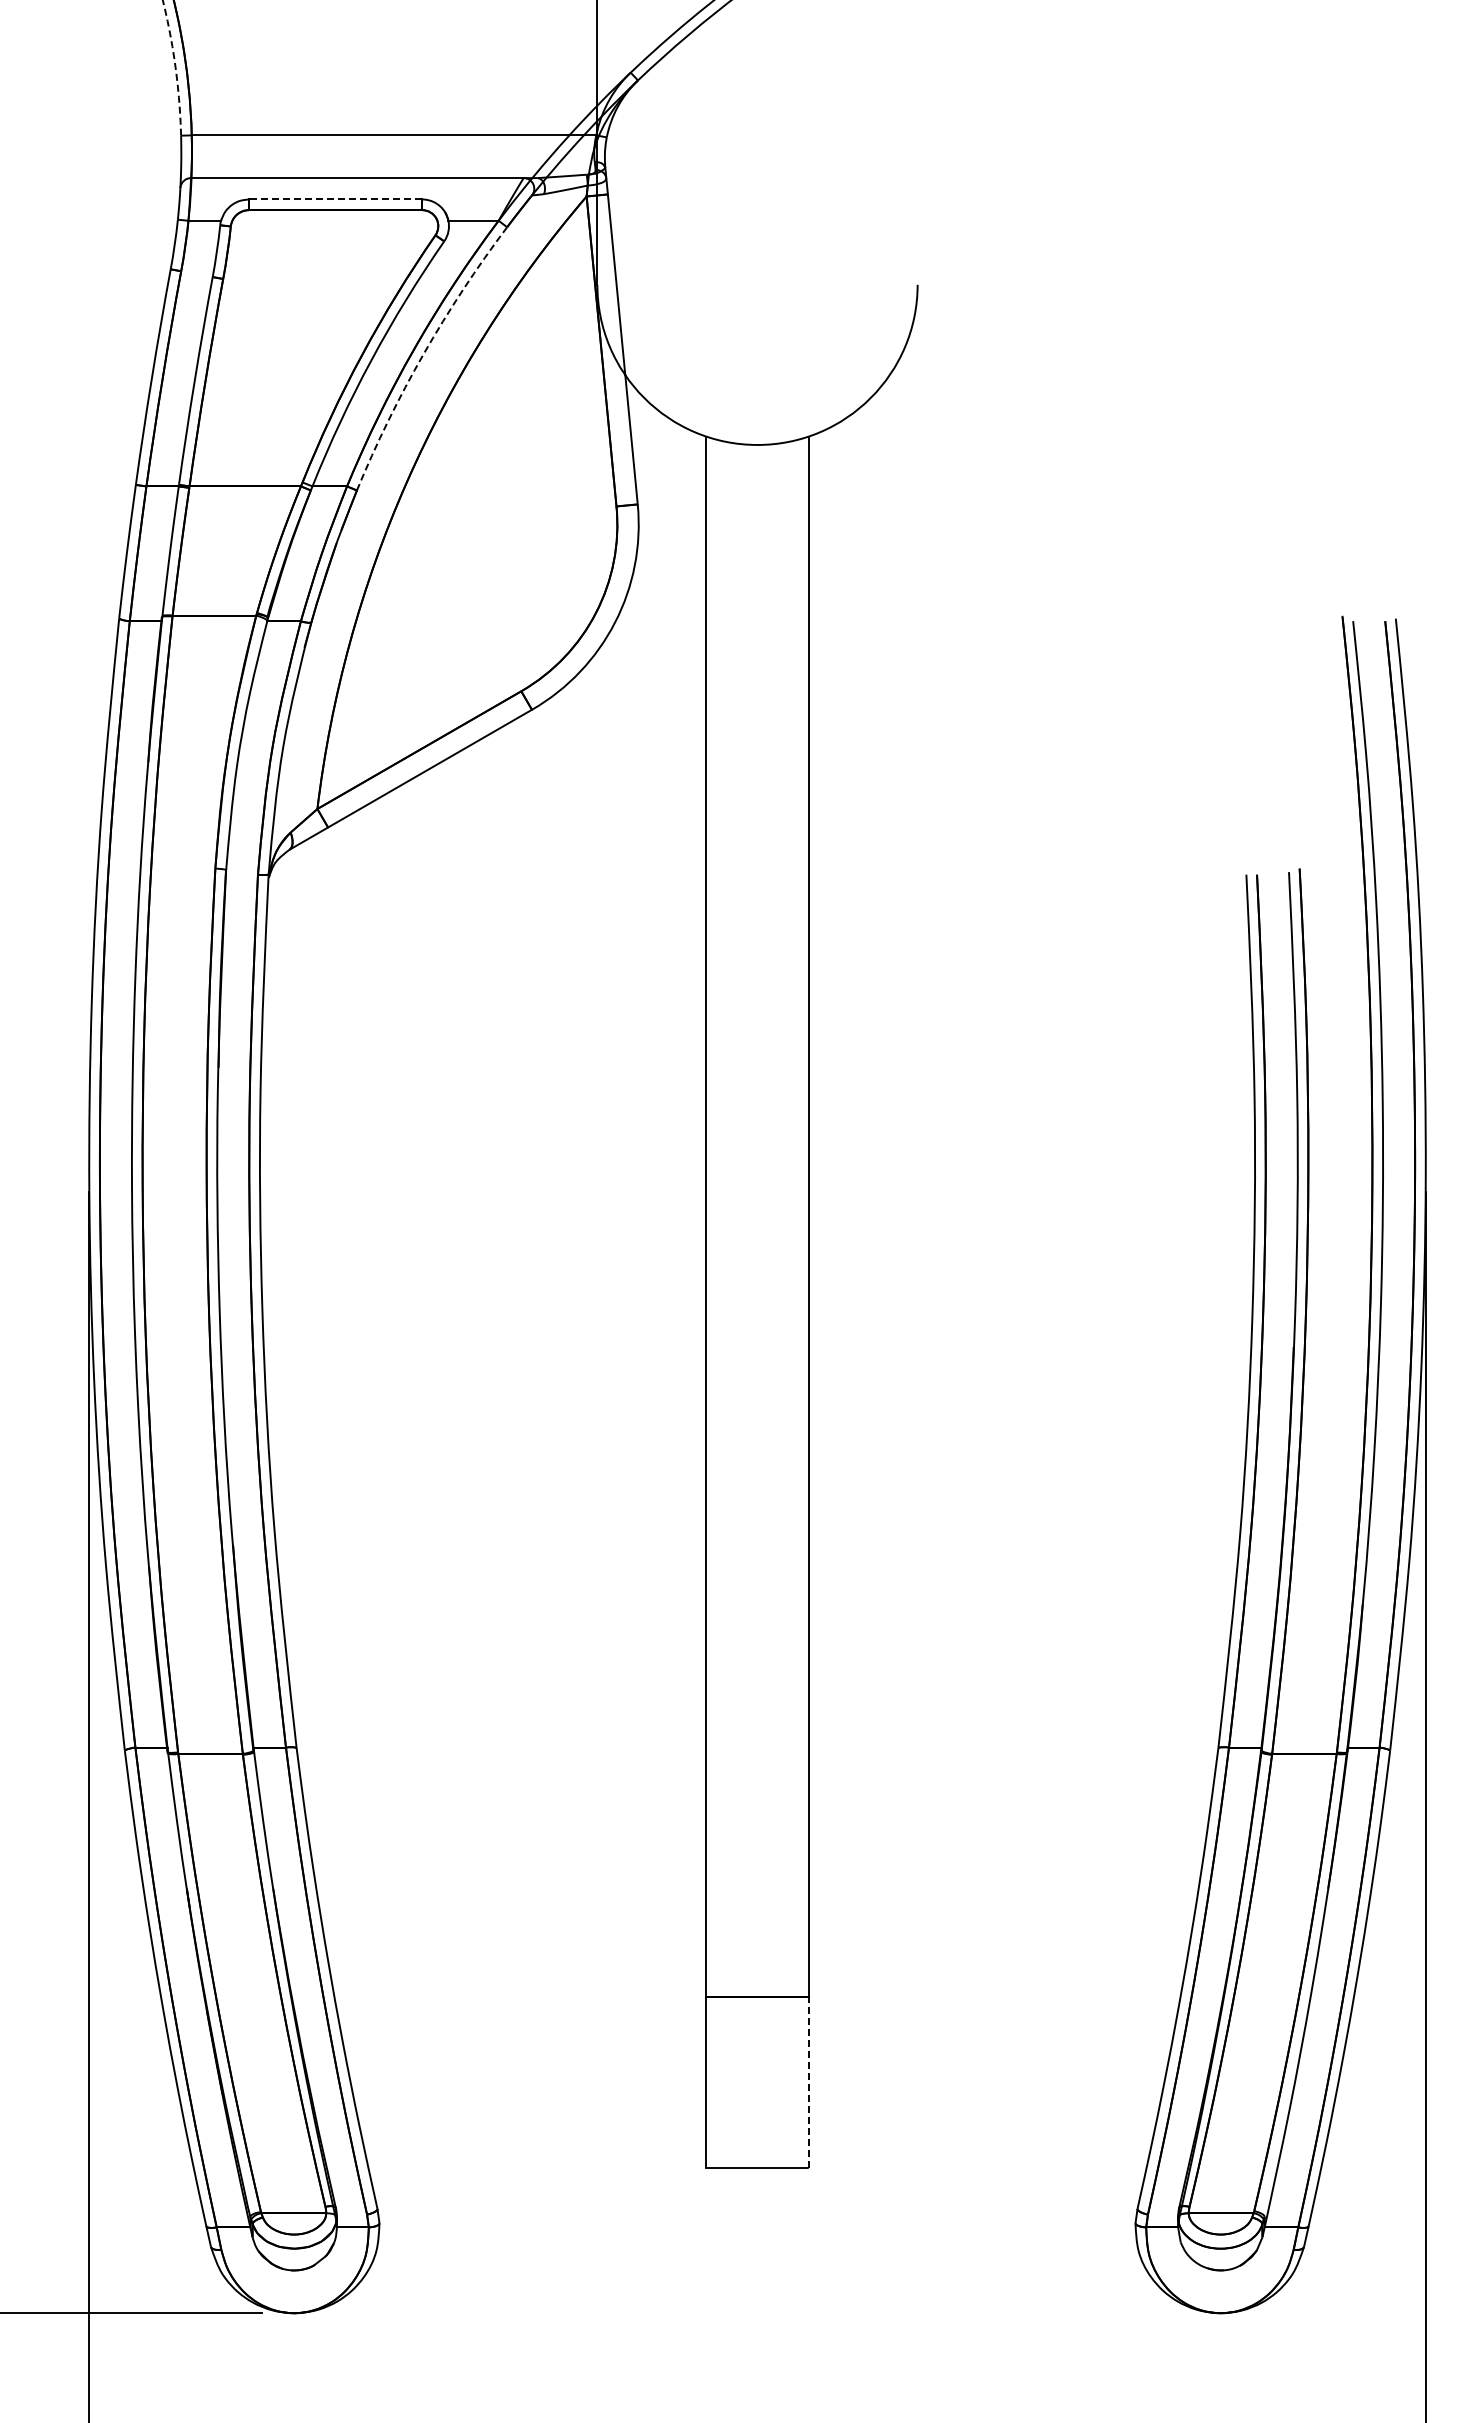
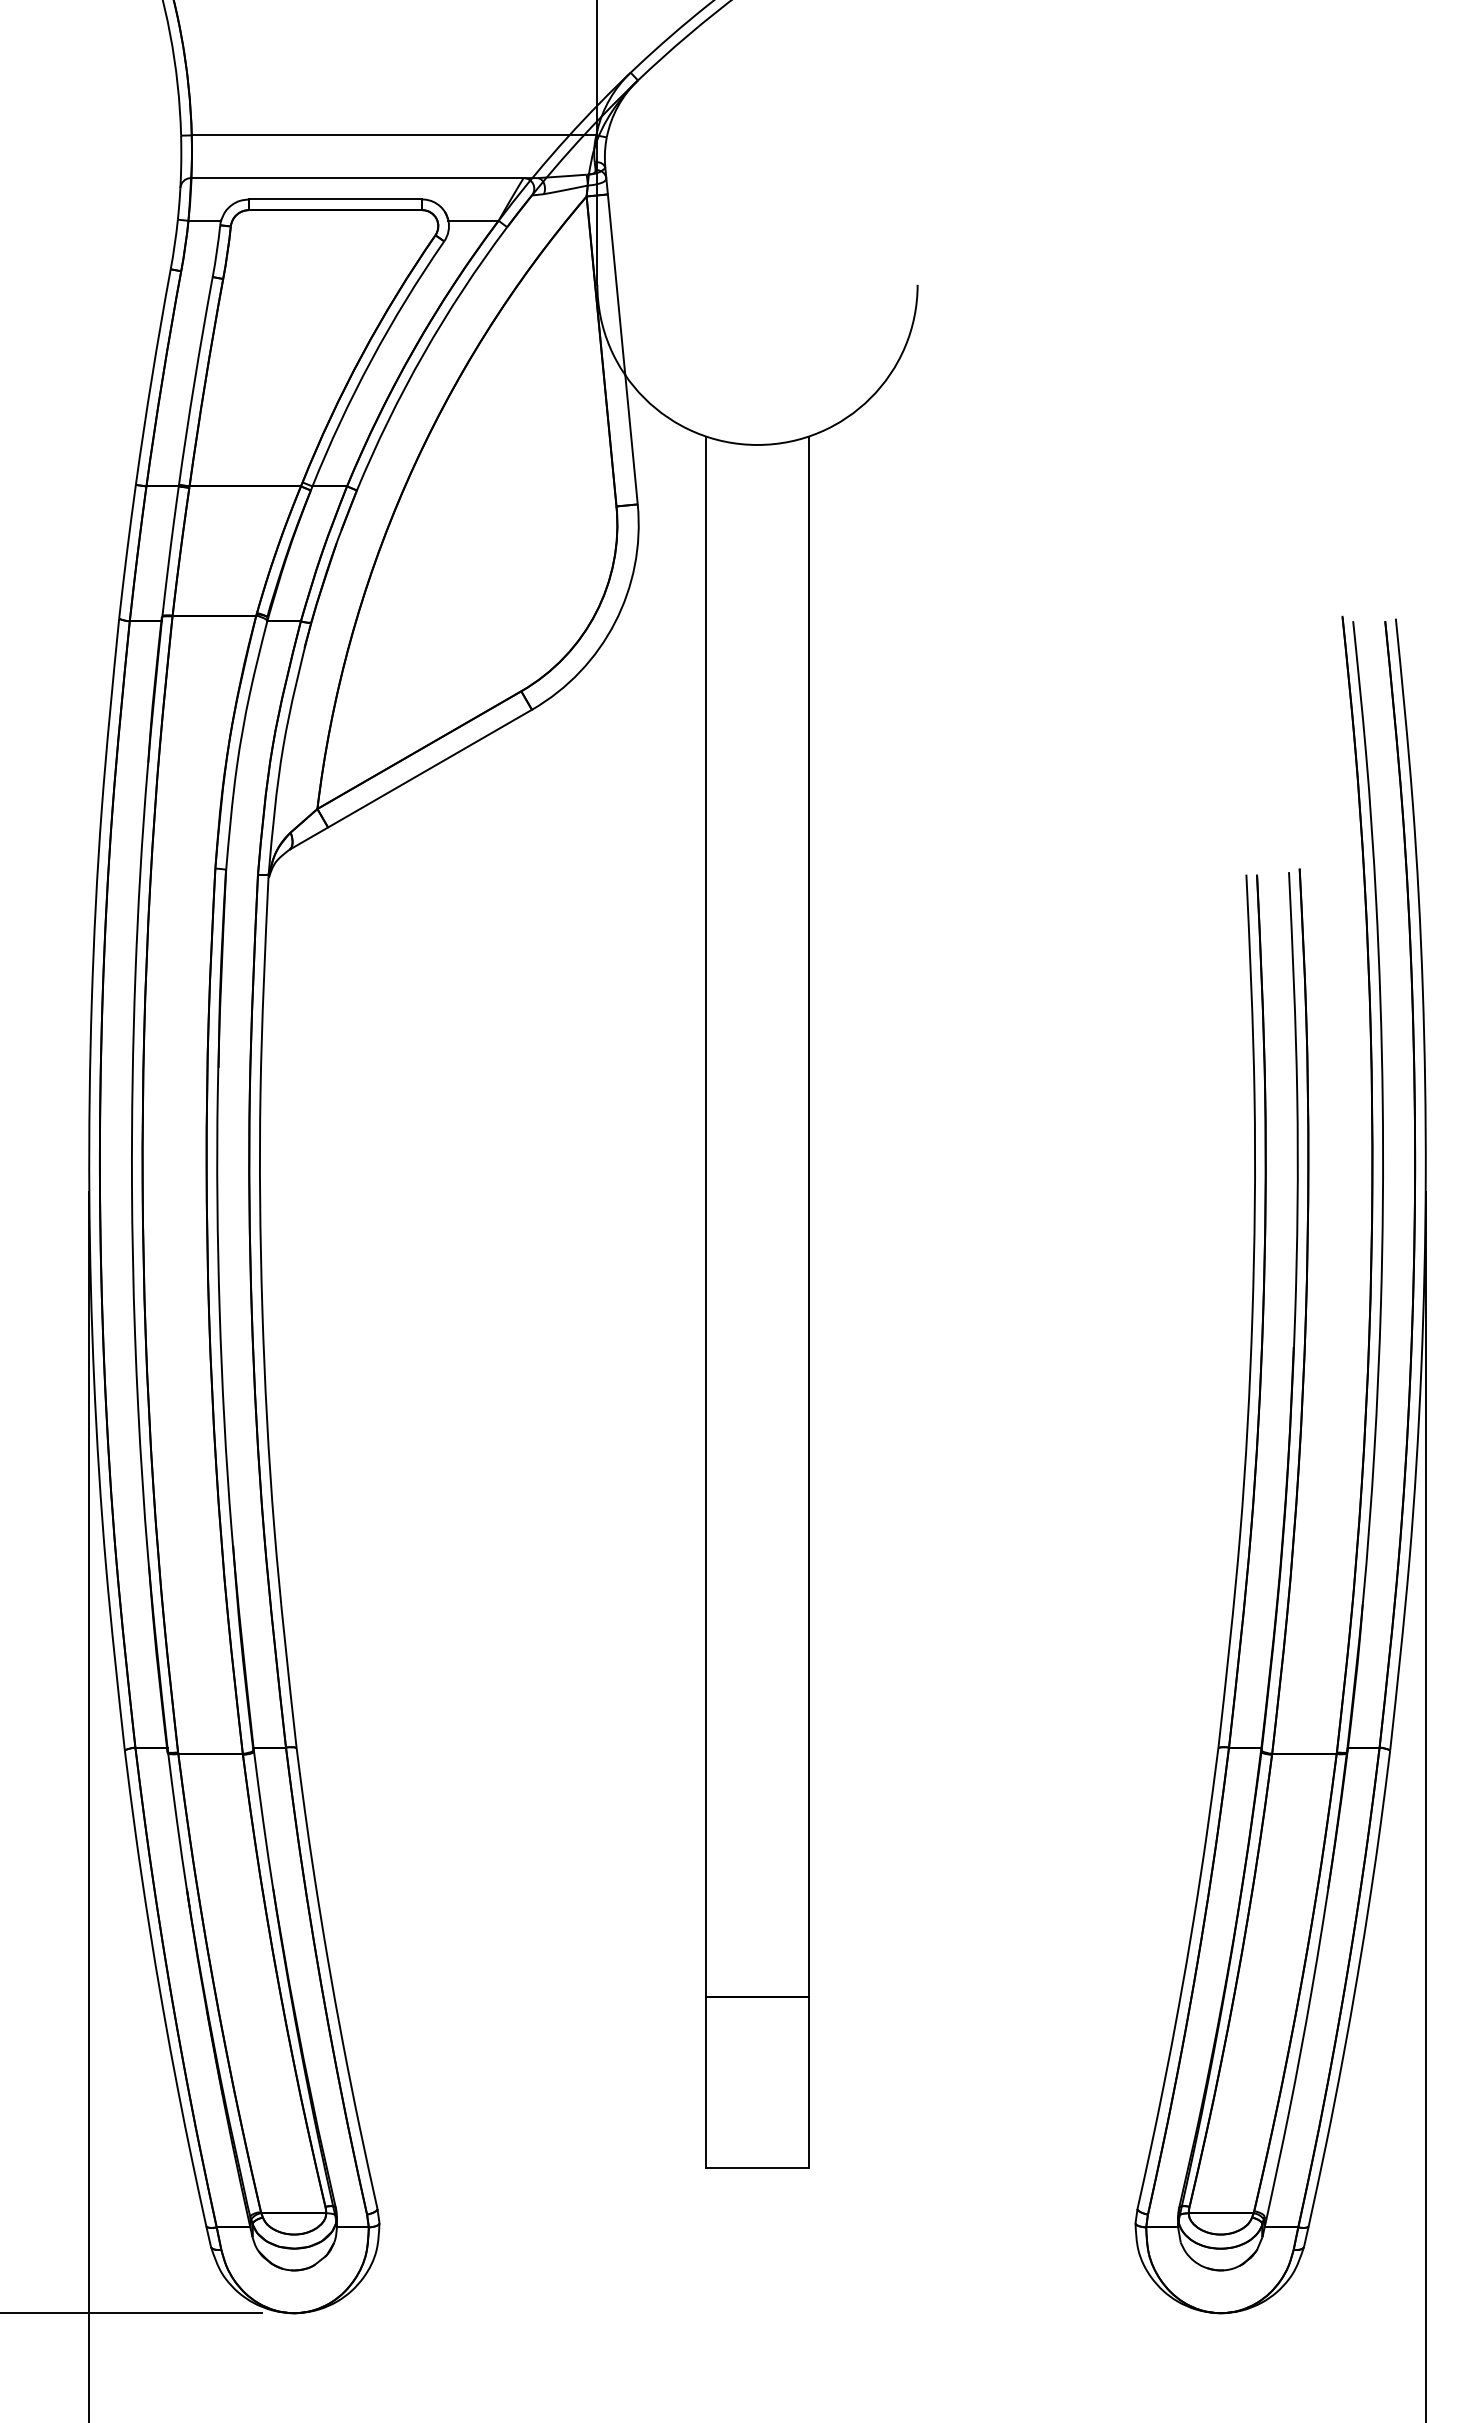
arc: dashed -> solid (175, 66)
line: dashed -> solid (335, 199)
arc: dashed -> solid (423, 354)
line: dashed -> solid (808, 2082)
